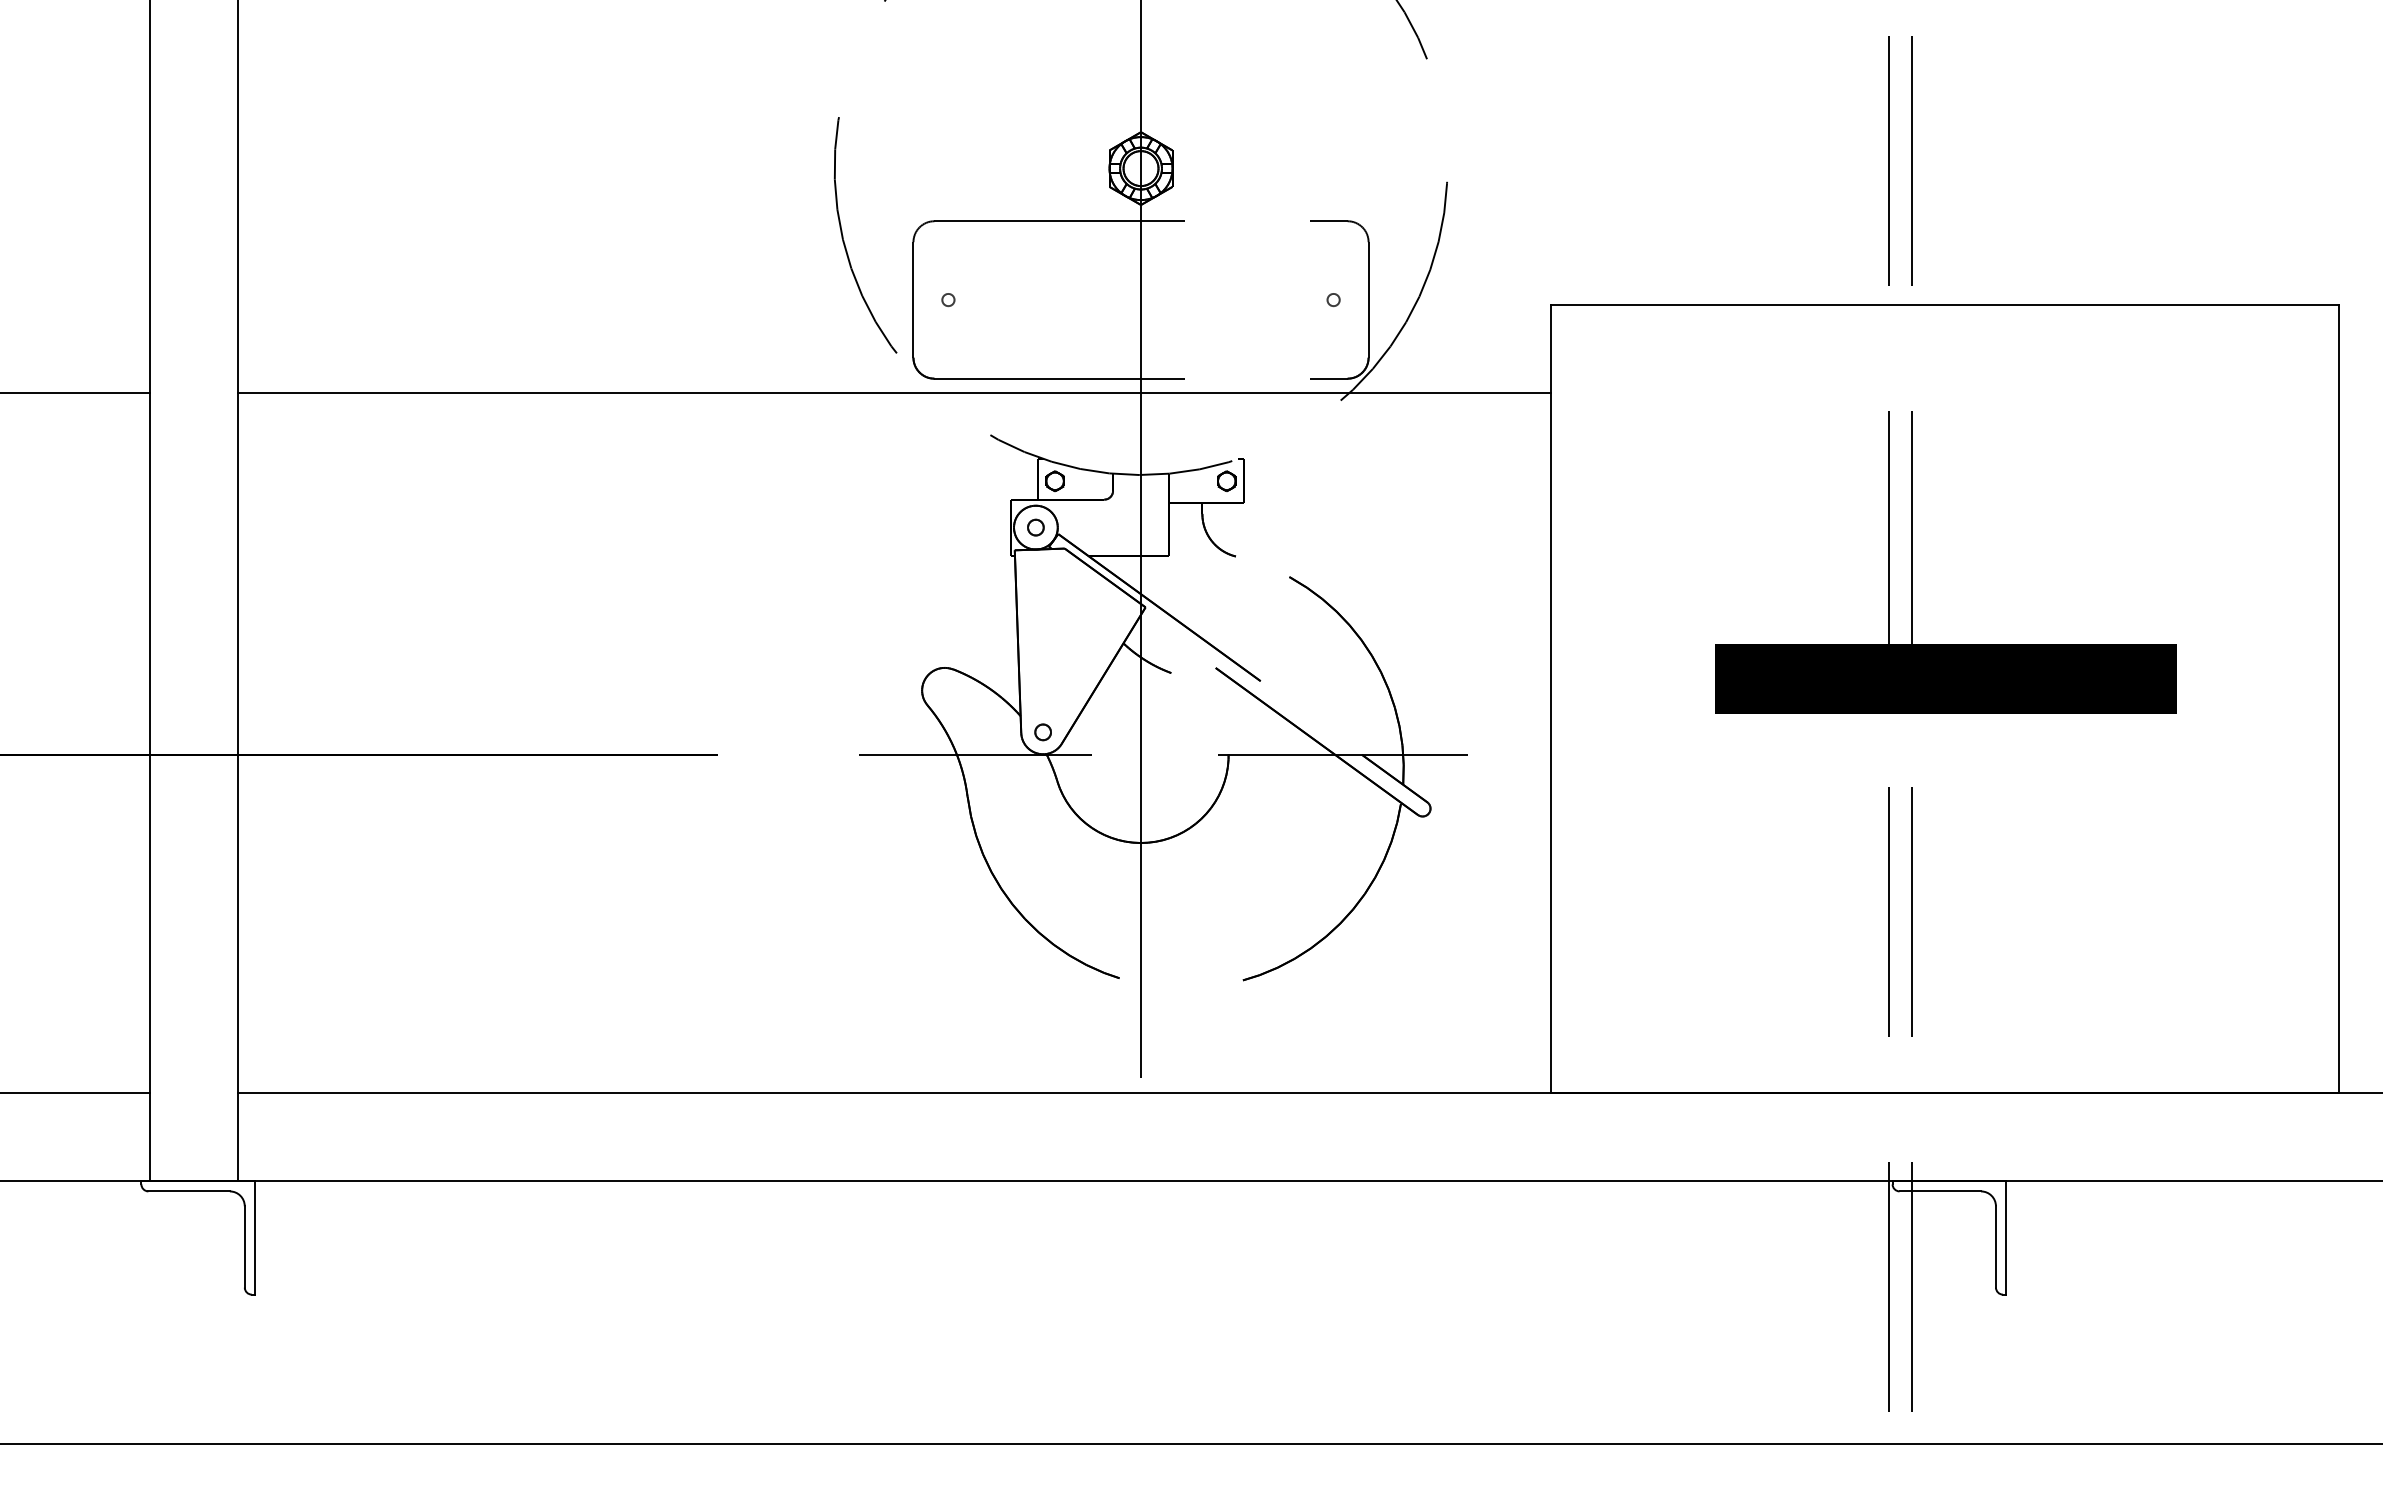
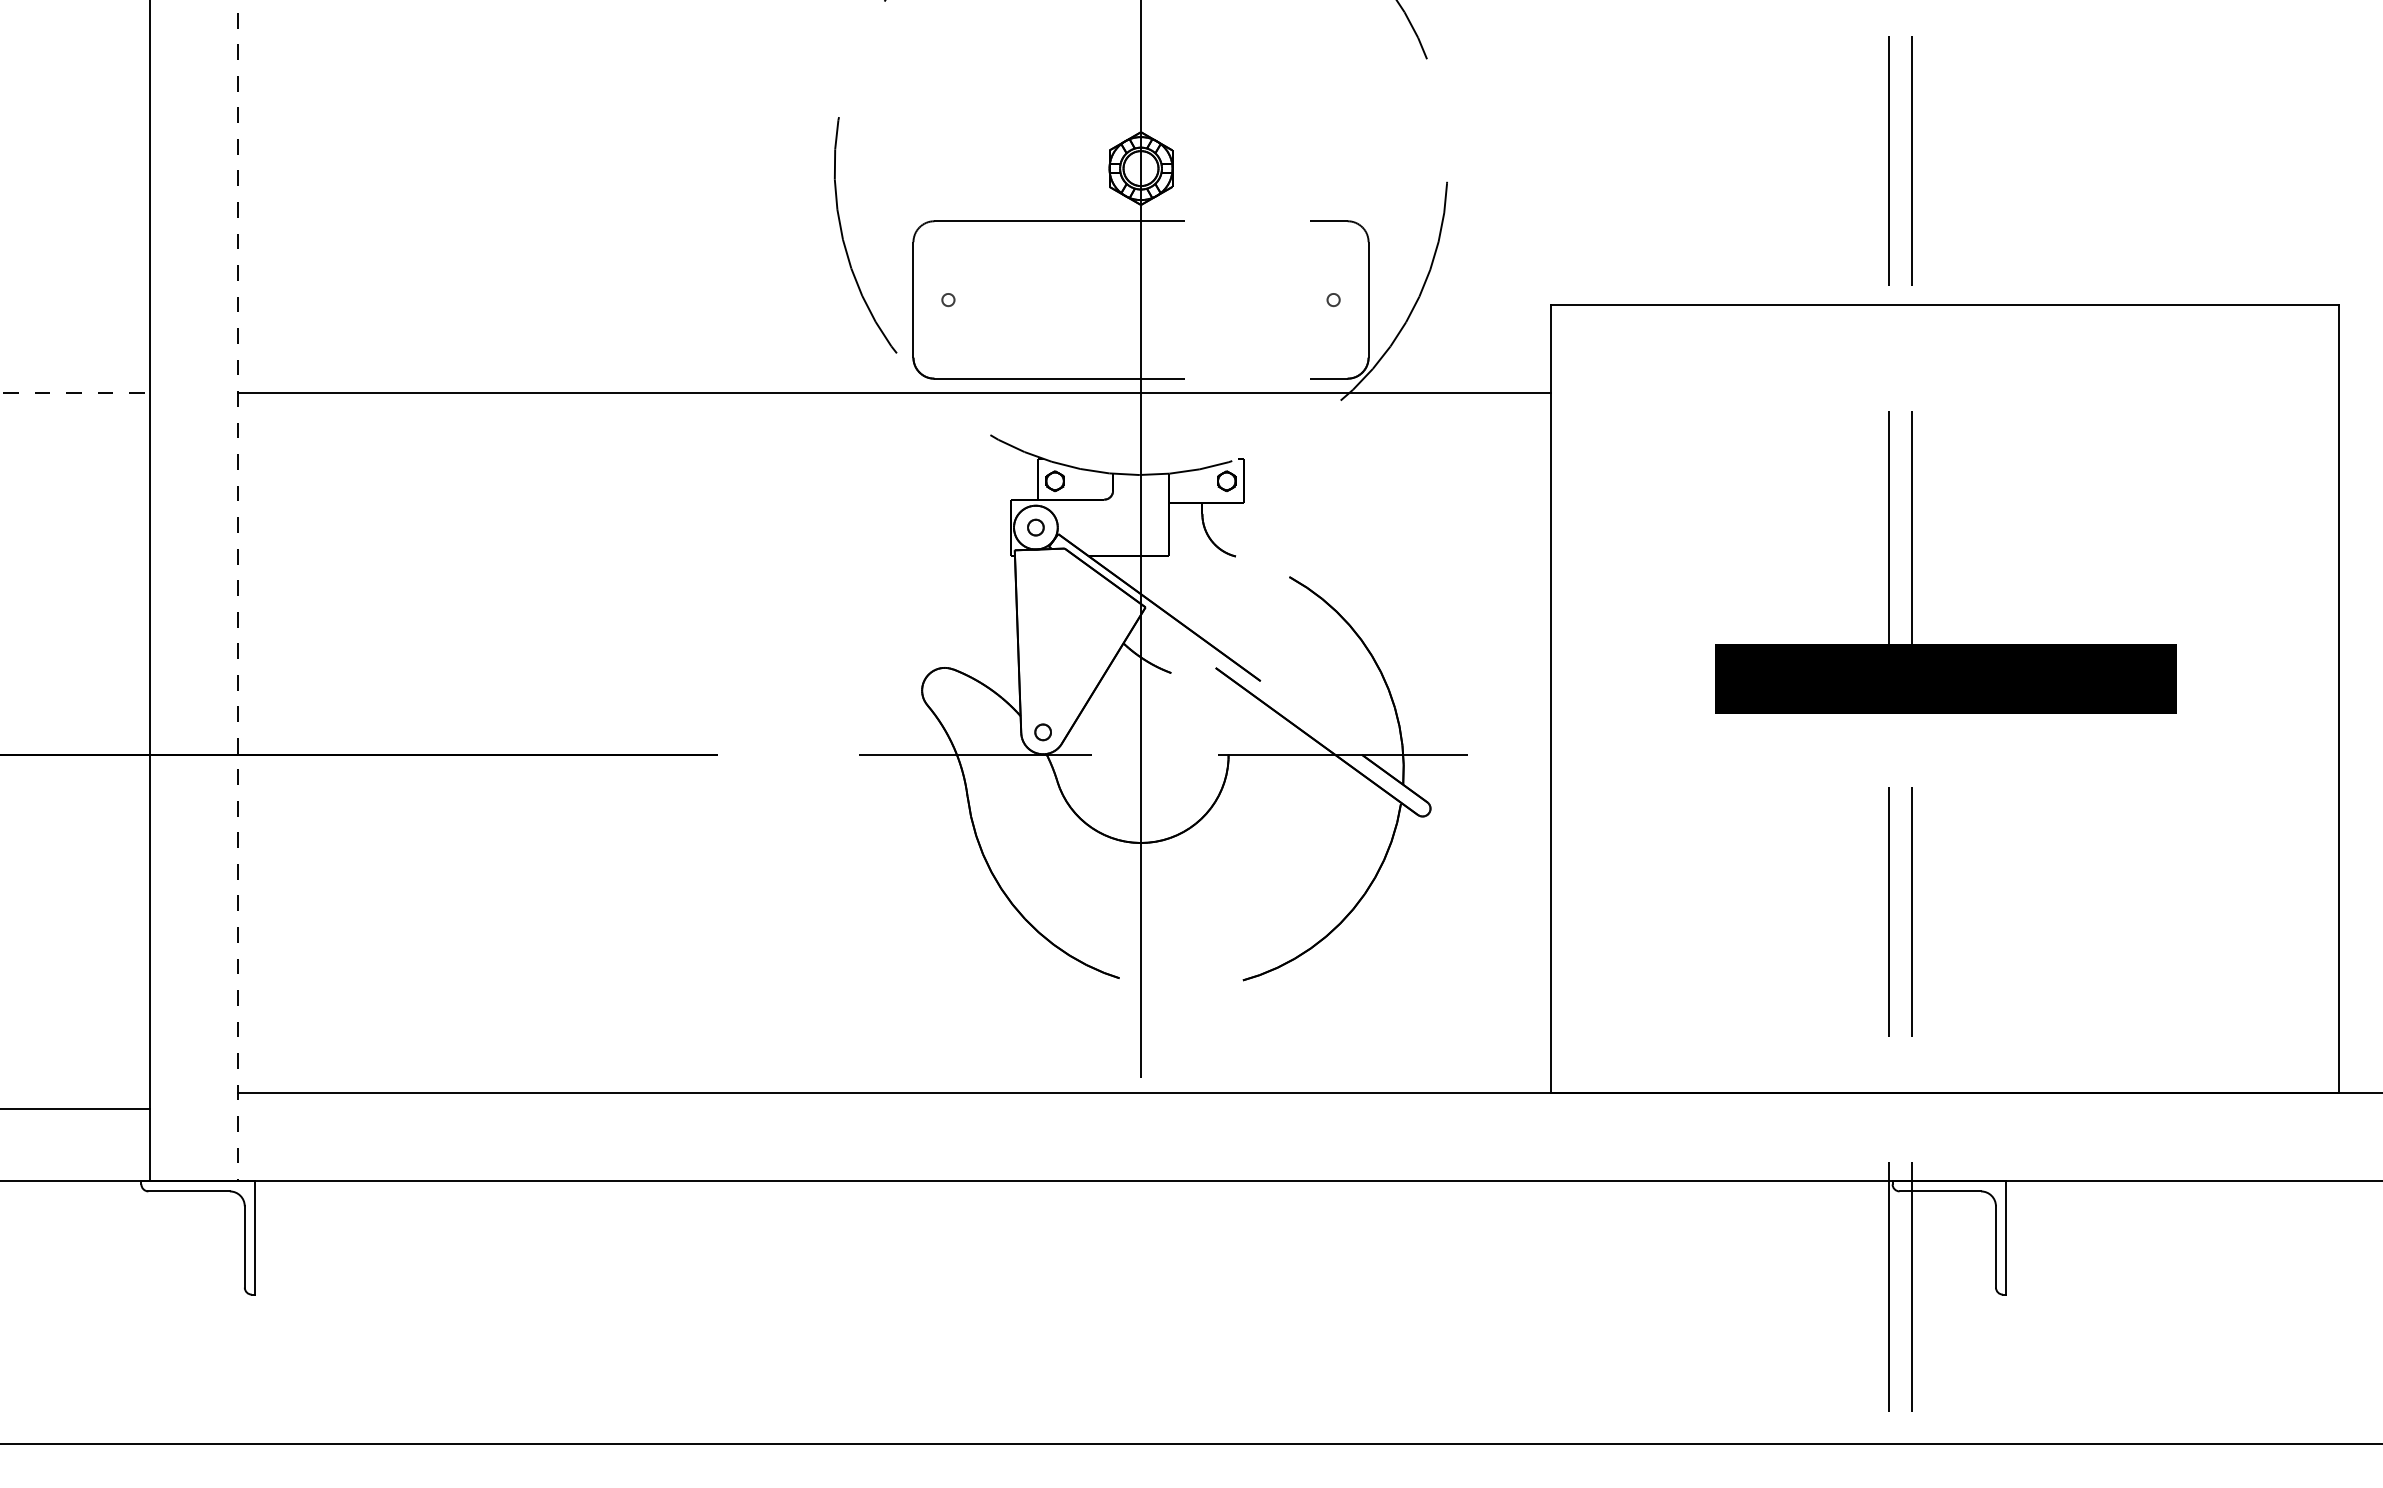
line: solid -> dashed (75, 392)
line: solid -> dashed (237, 591)
line position: (76, 1093) -> (76, 1109) (76, 1109)
